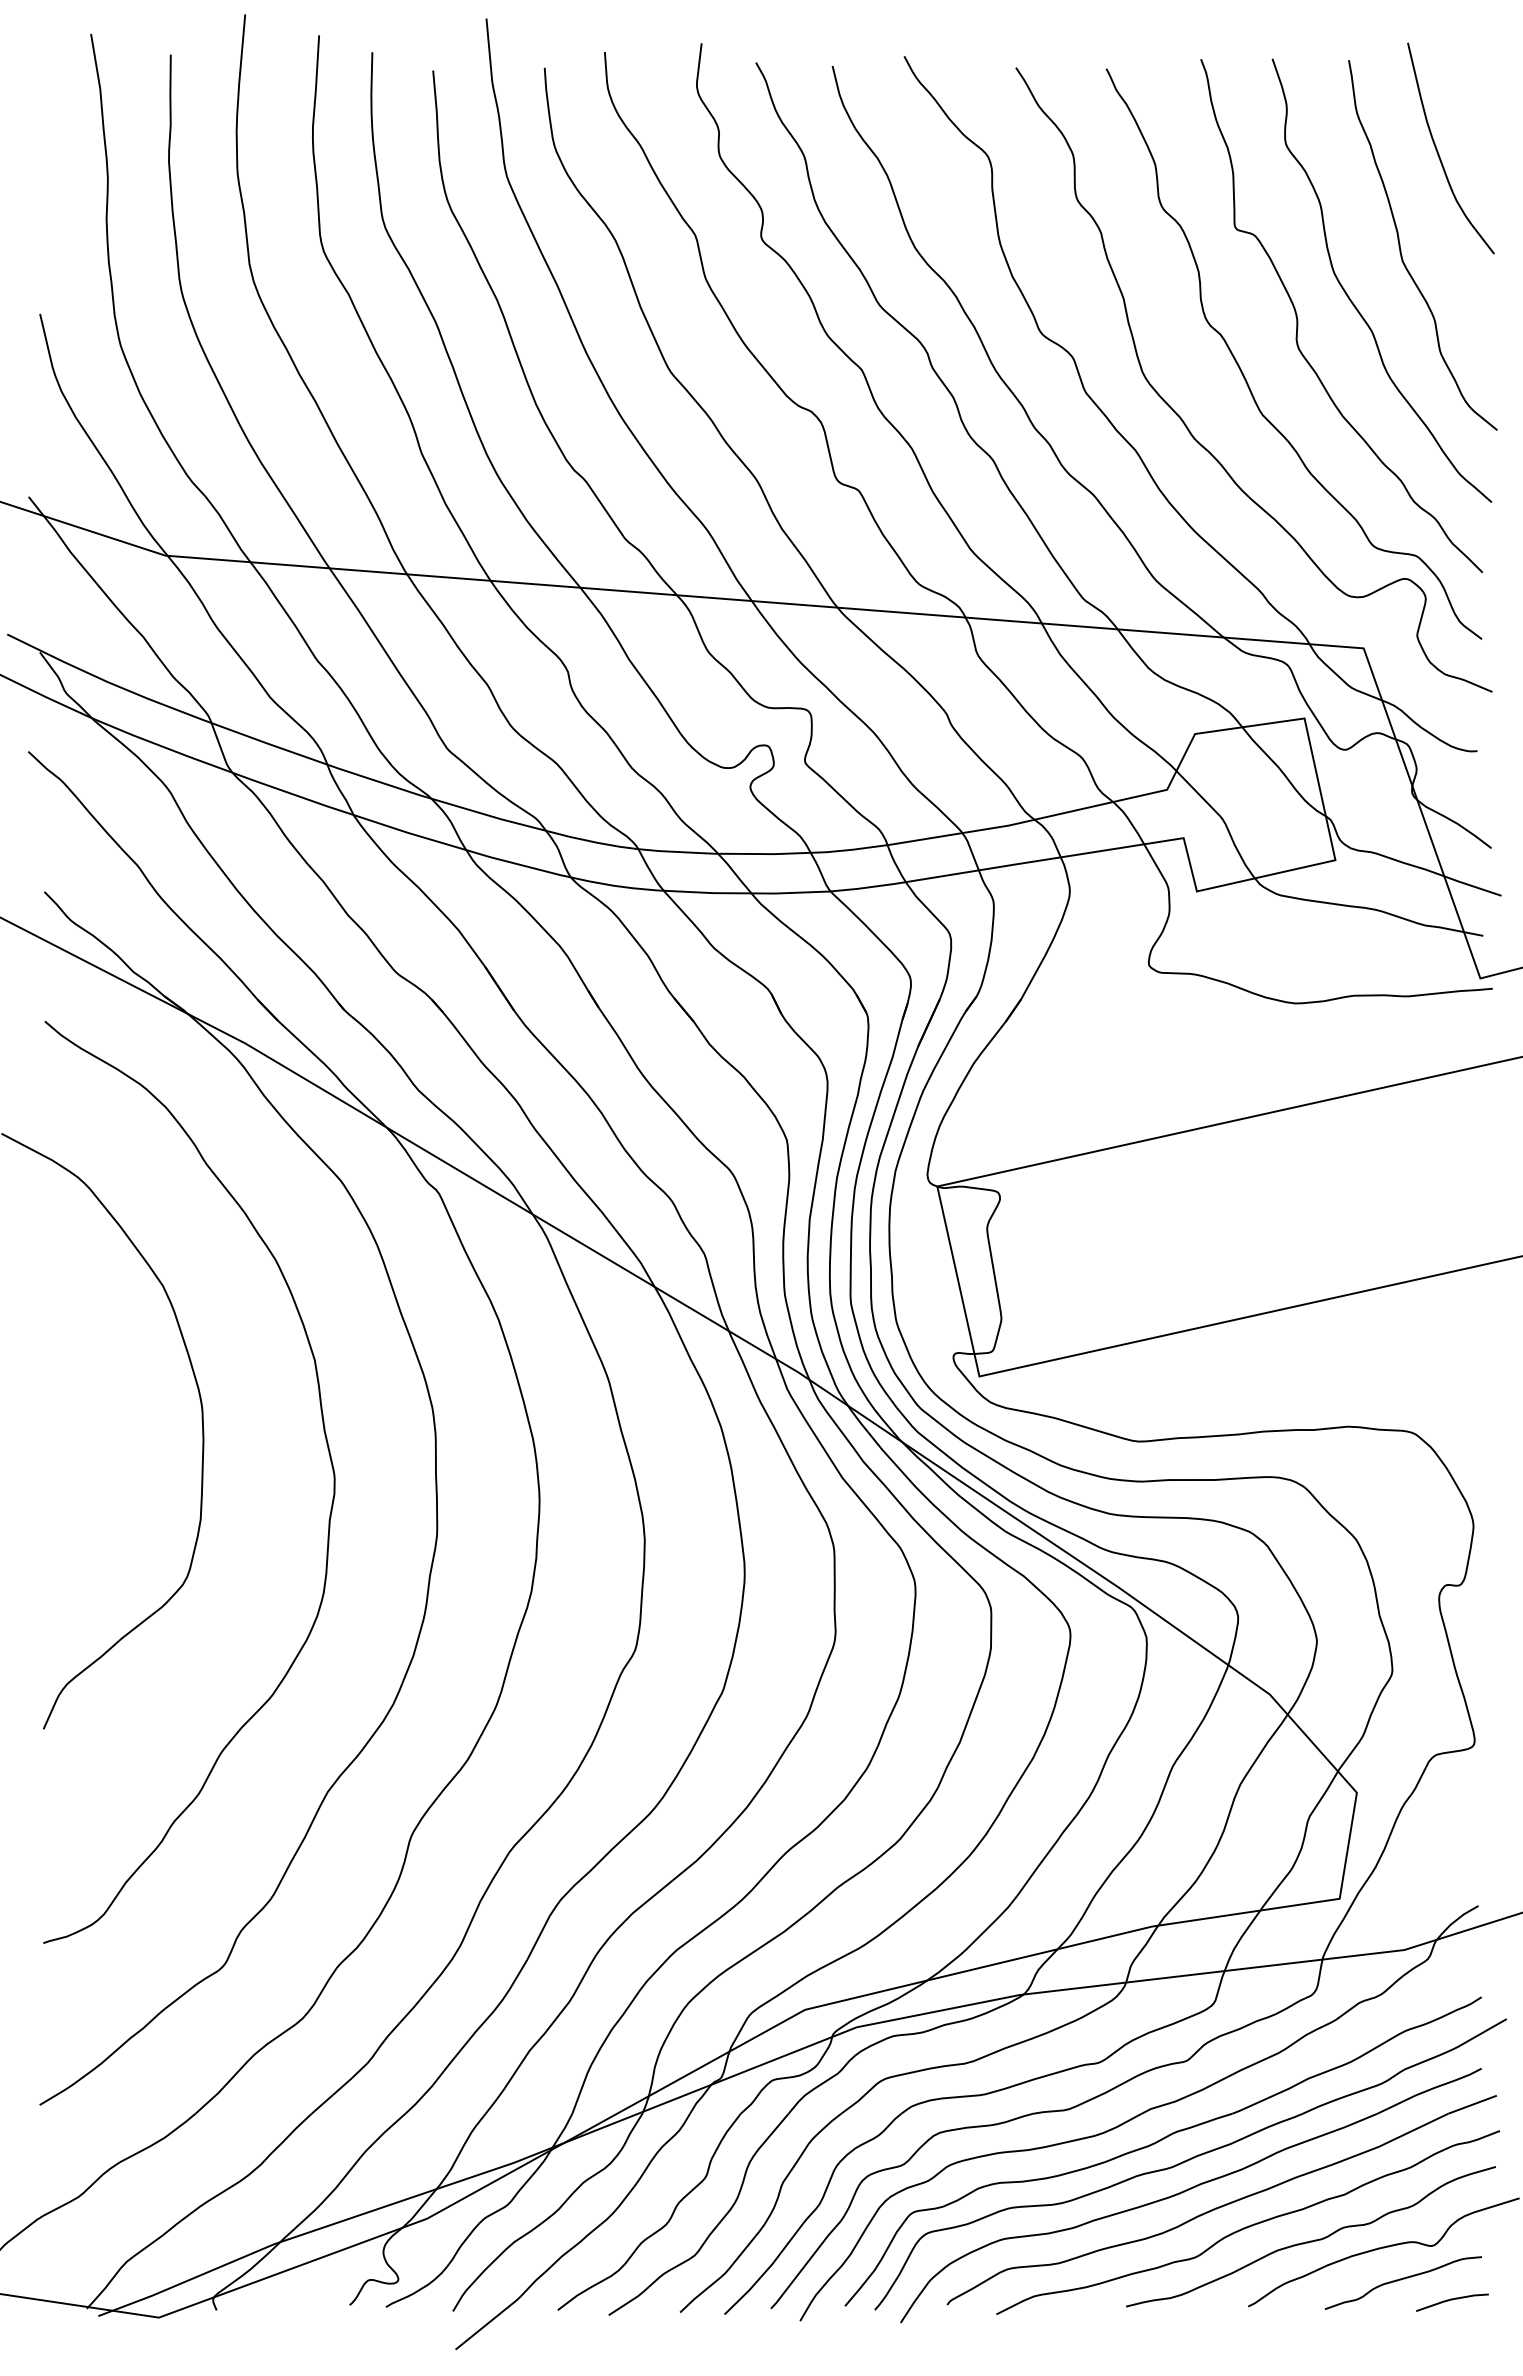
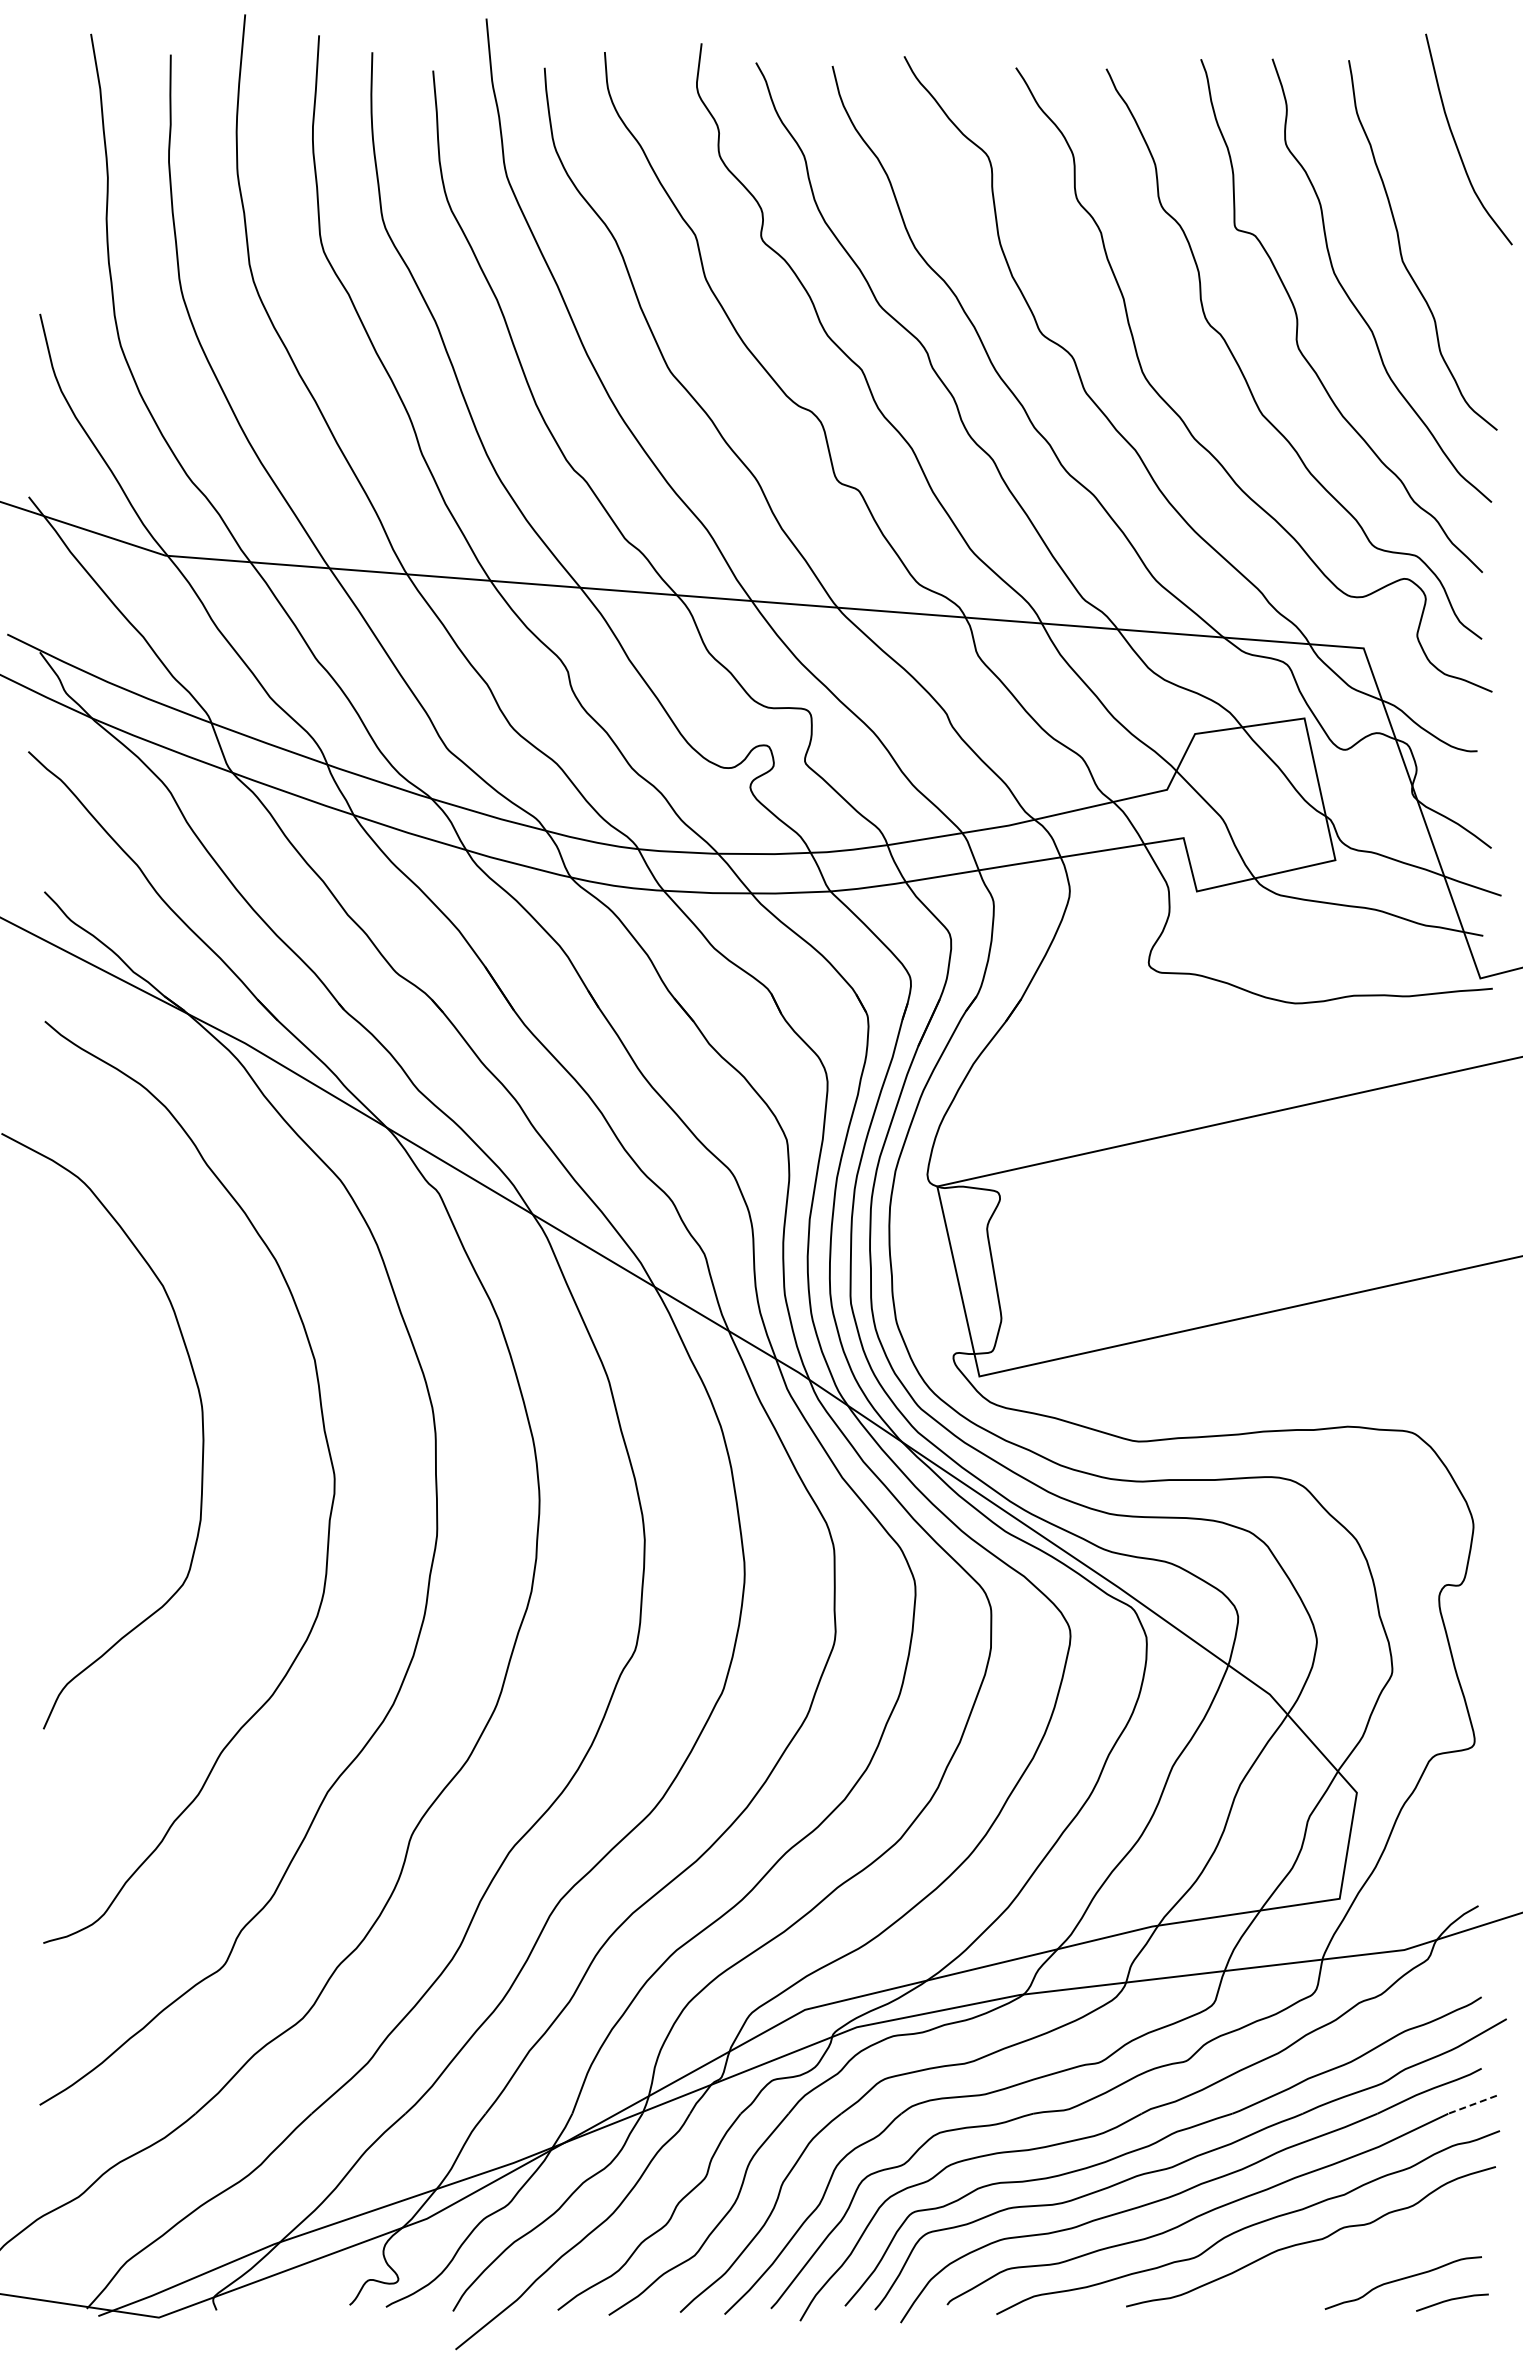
curve position: (1438, 151) -> (1456, 142) (1456, 142)
line: solid -> dashed (1472, 2104)
curve: present -> none (1383, 2248)
